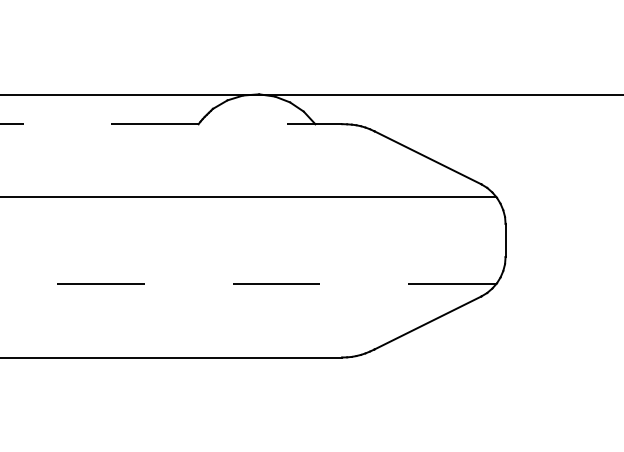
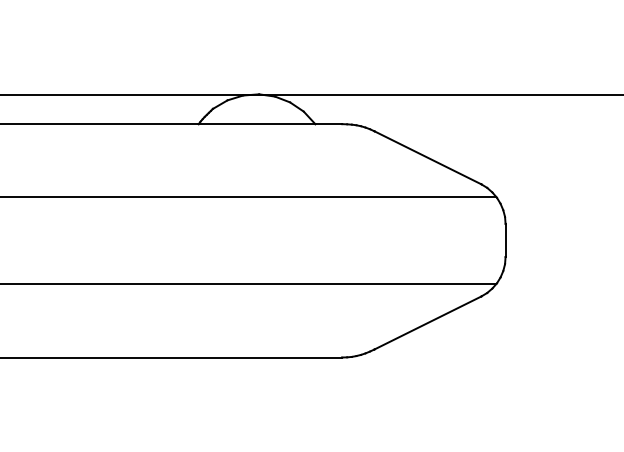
line: dashed -> solid (171, 124)
line: dashed -> solid (247, 283)
